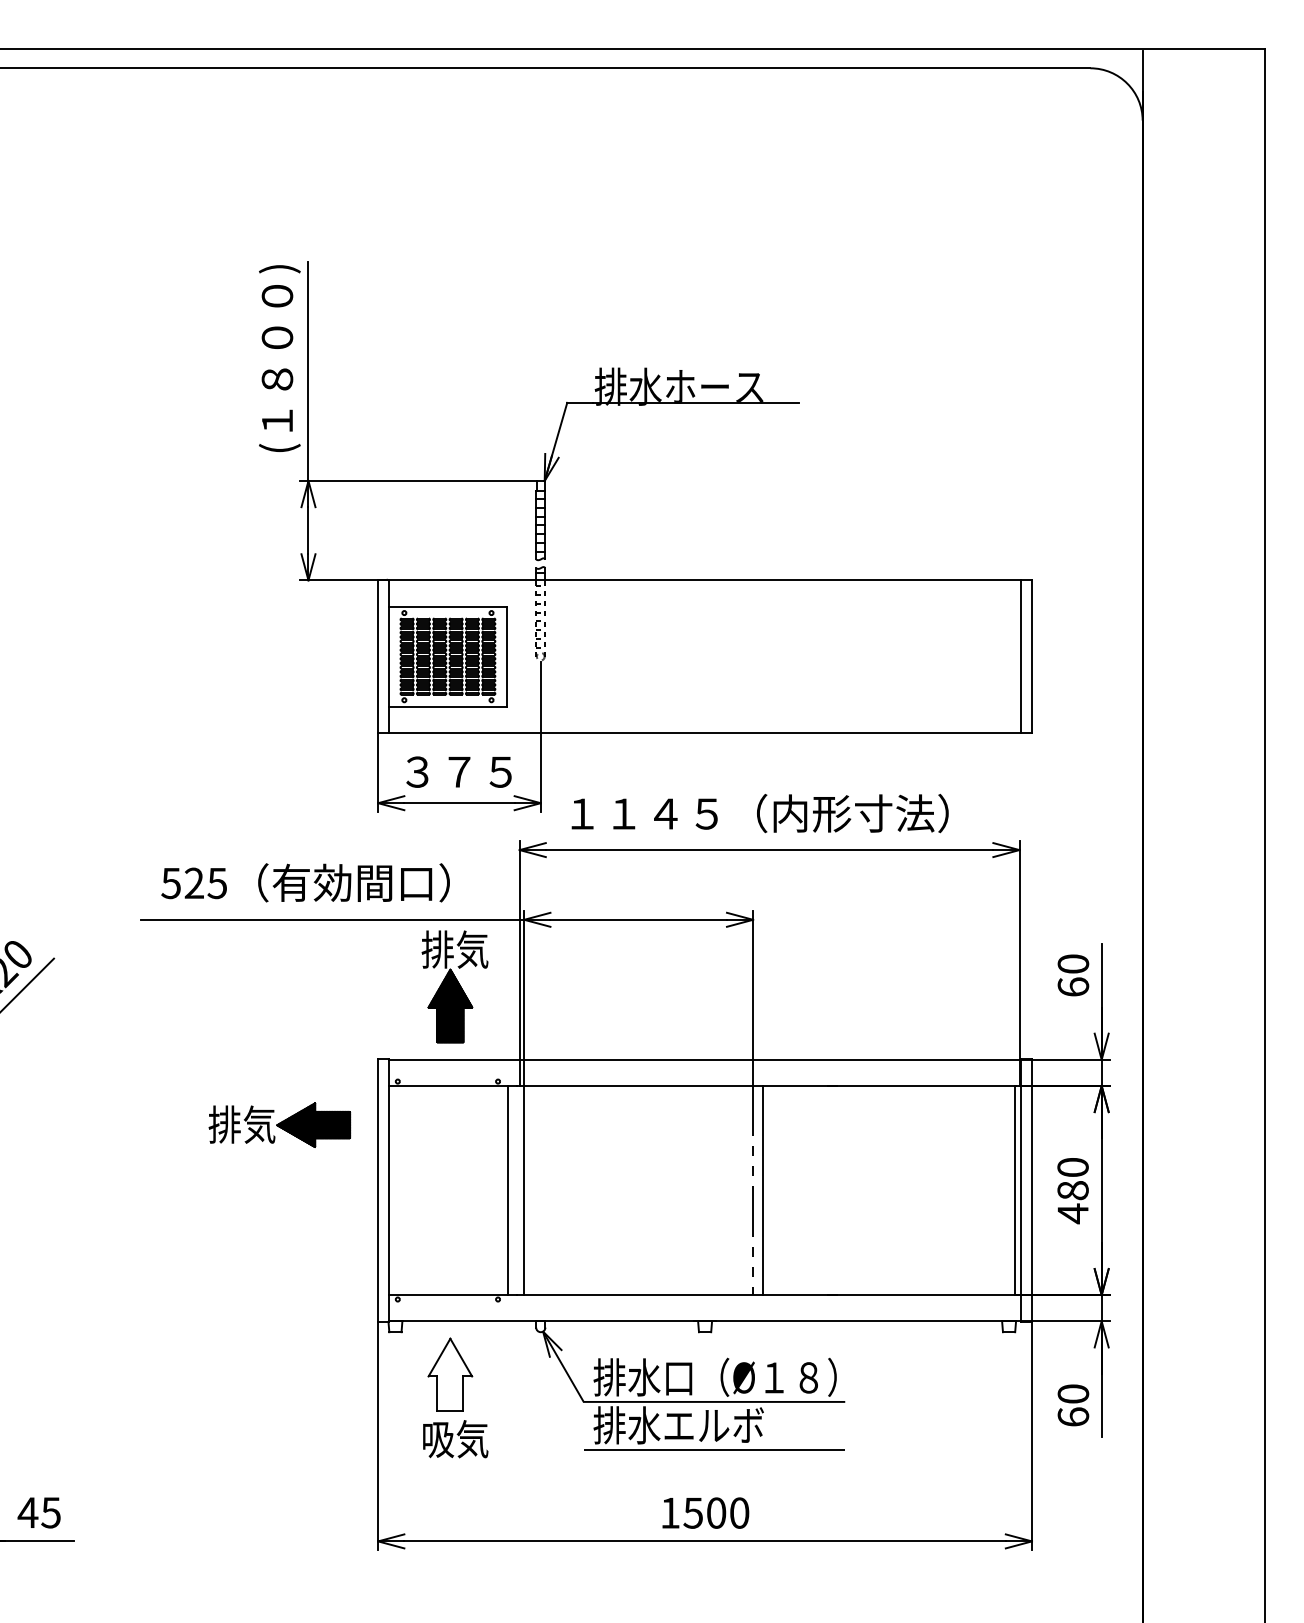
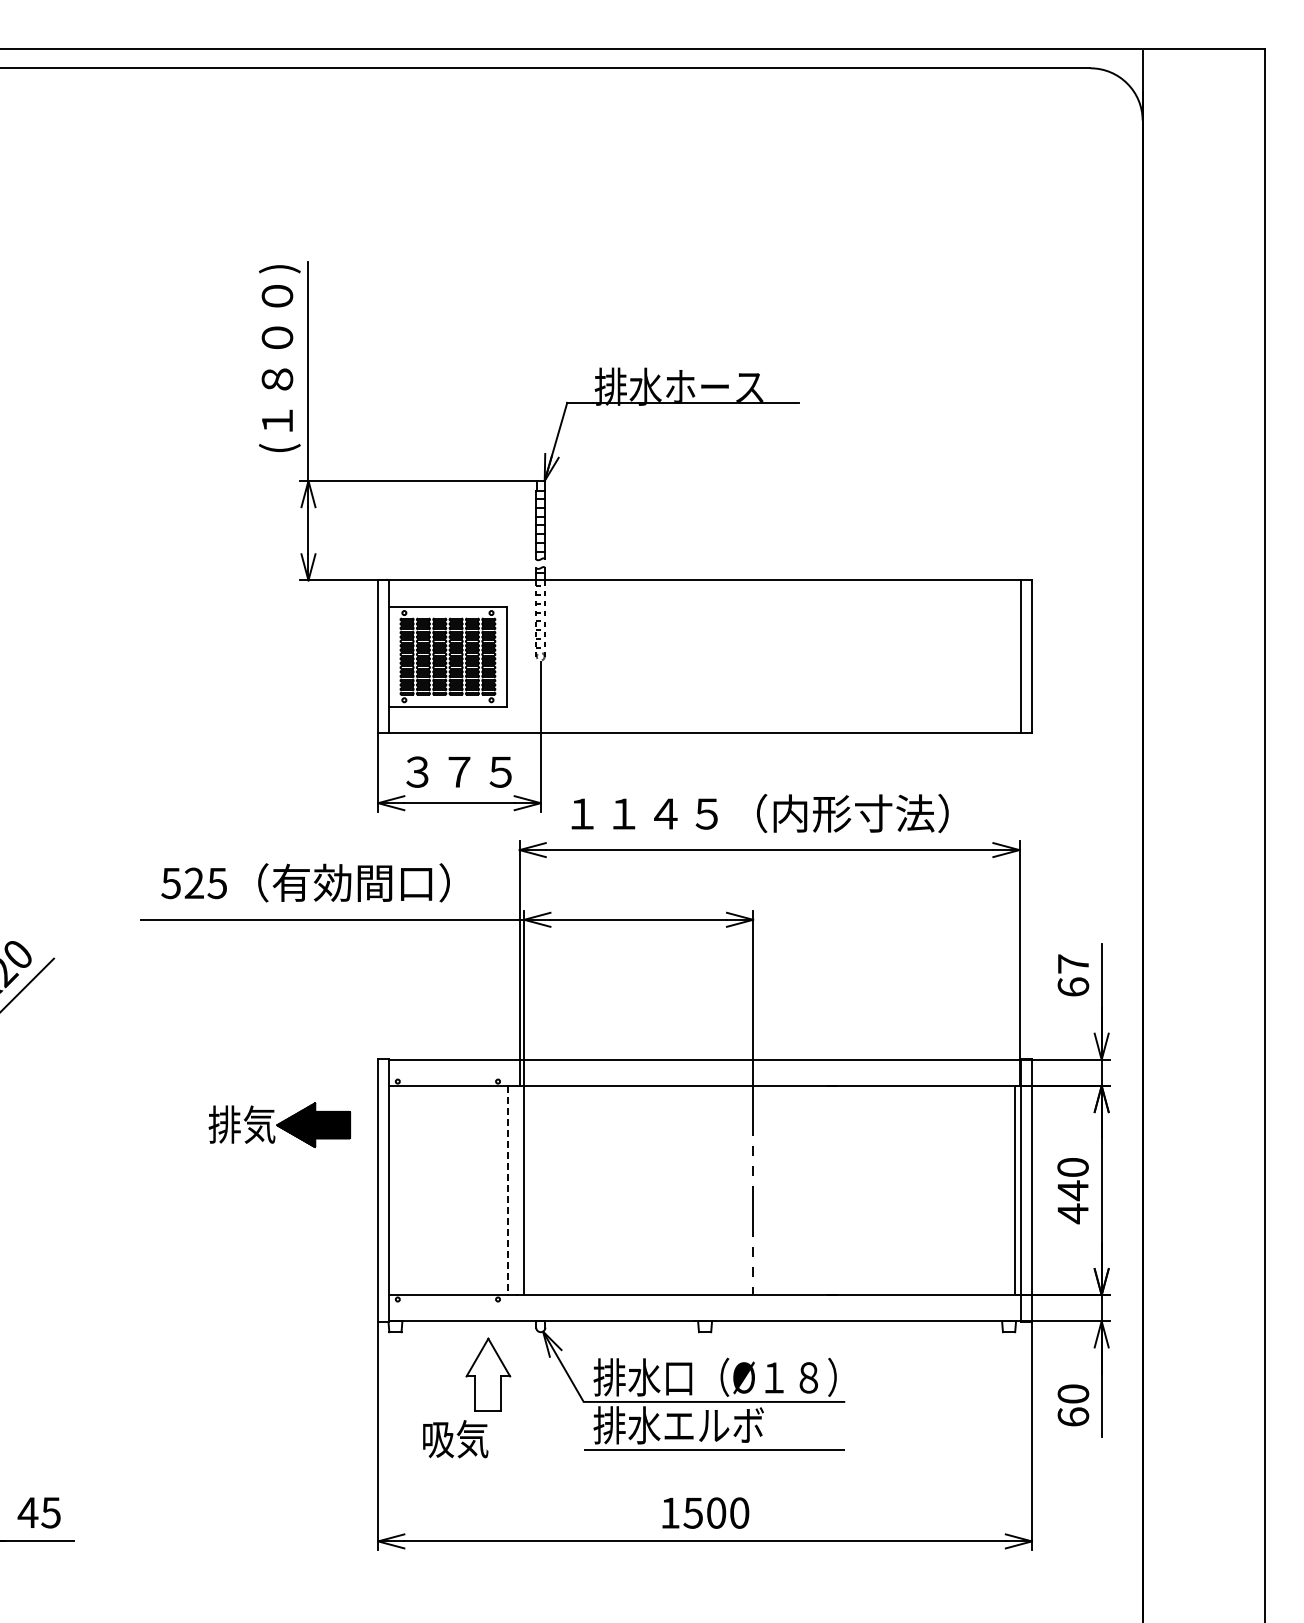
text: 60 -> 67 (1073, 963)
part: present -> none (454, 986)
line: solid -> dashed (508, 1190)
line: present -> none (763, 1190)
text: 480 -> 440 (1072, 1190)
part position: (450, 1374) -> (488, 1374) (488, 1374)
